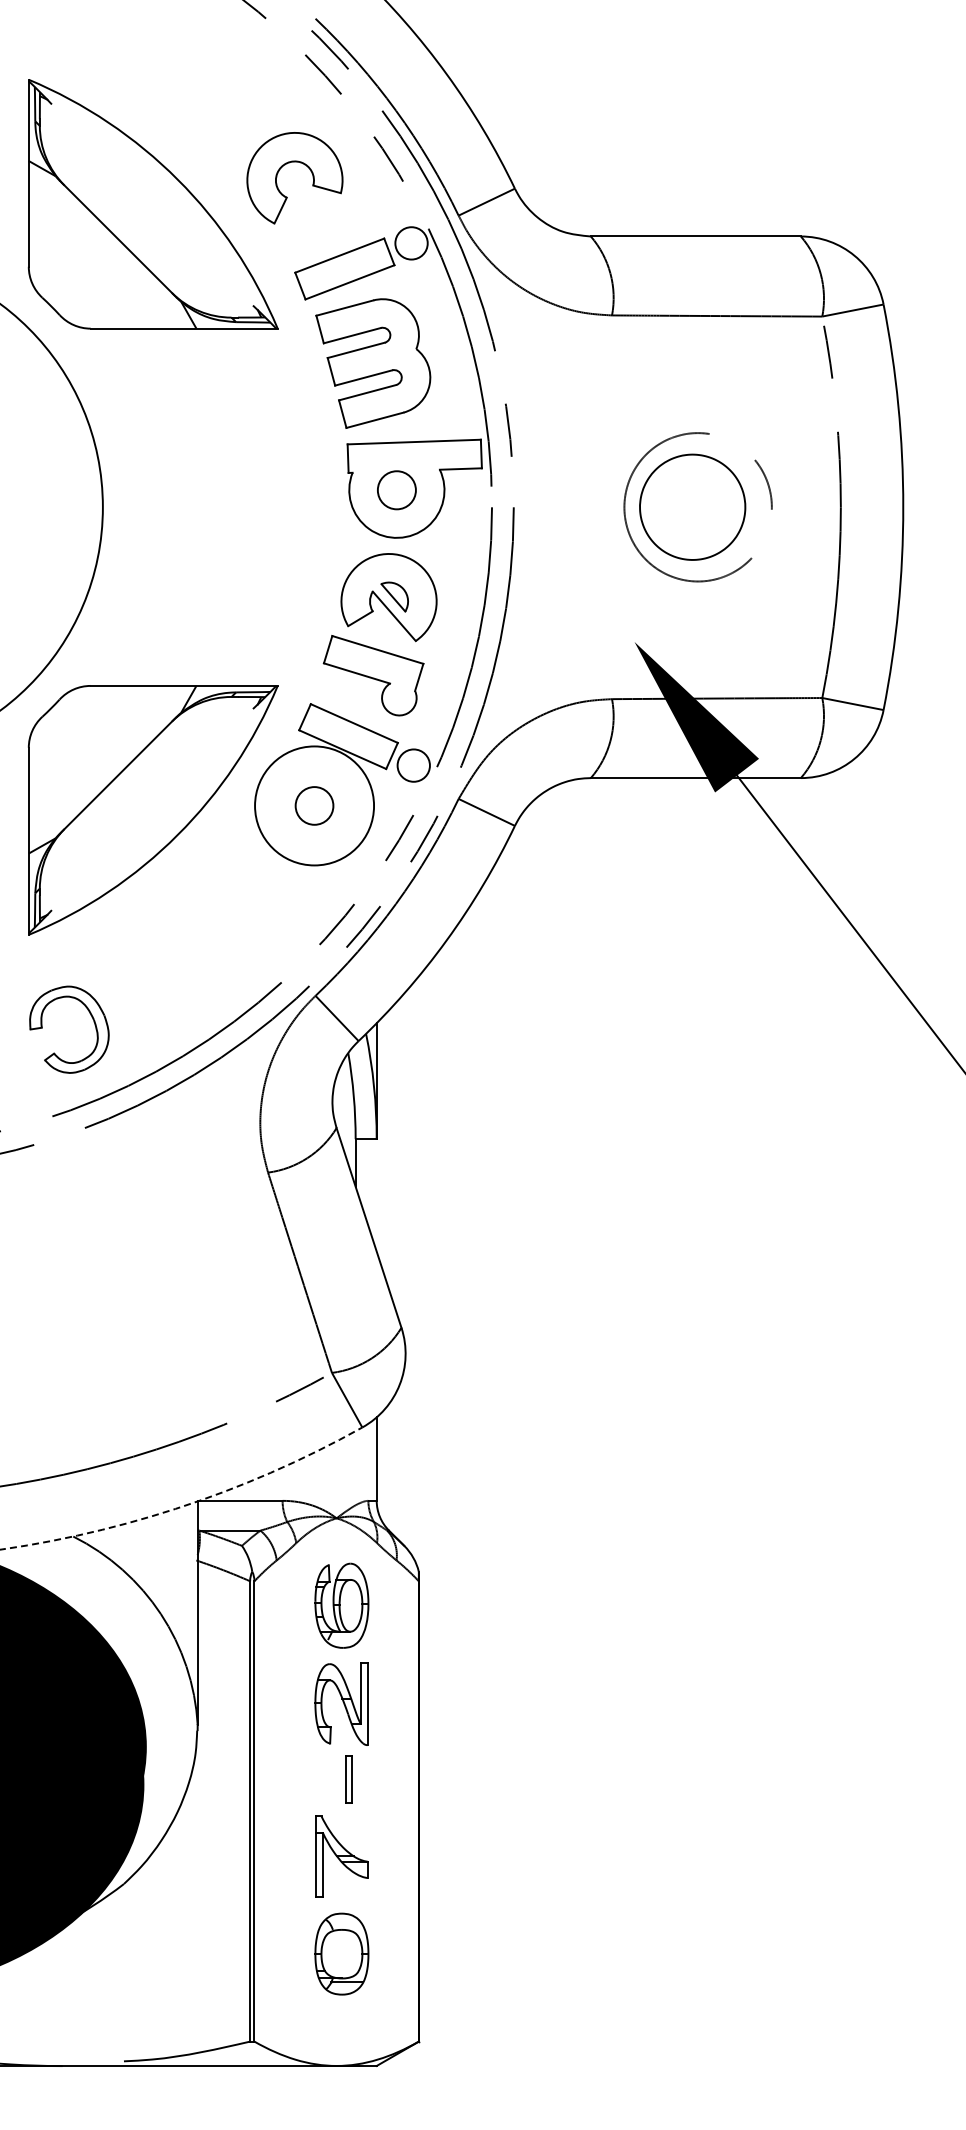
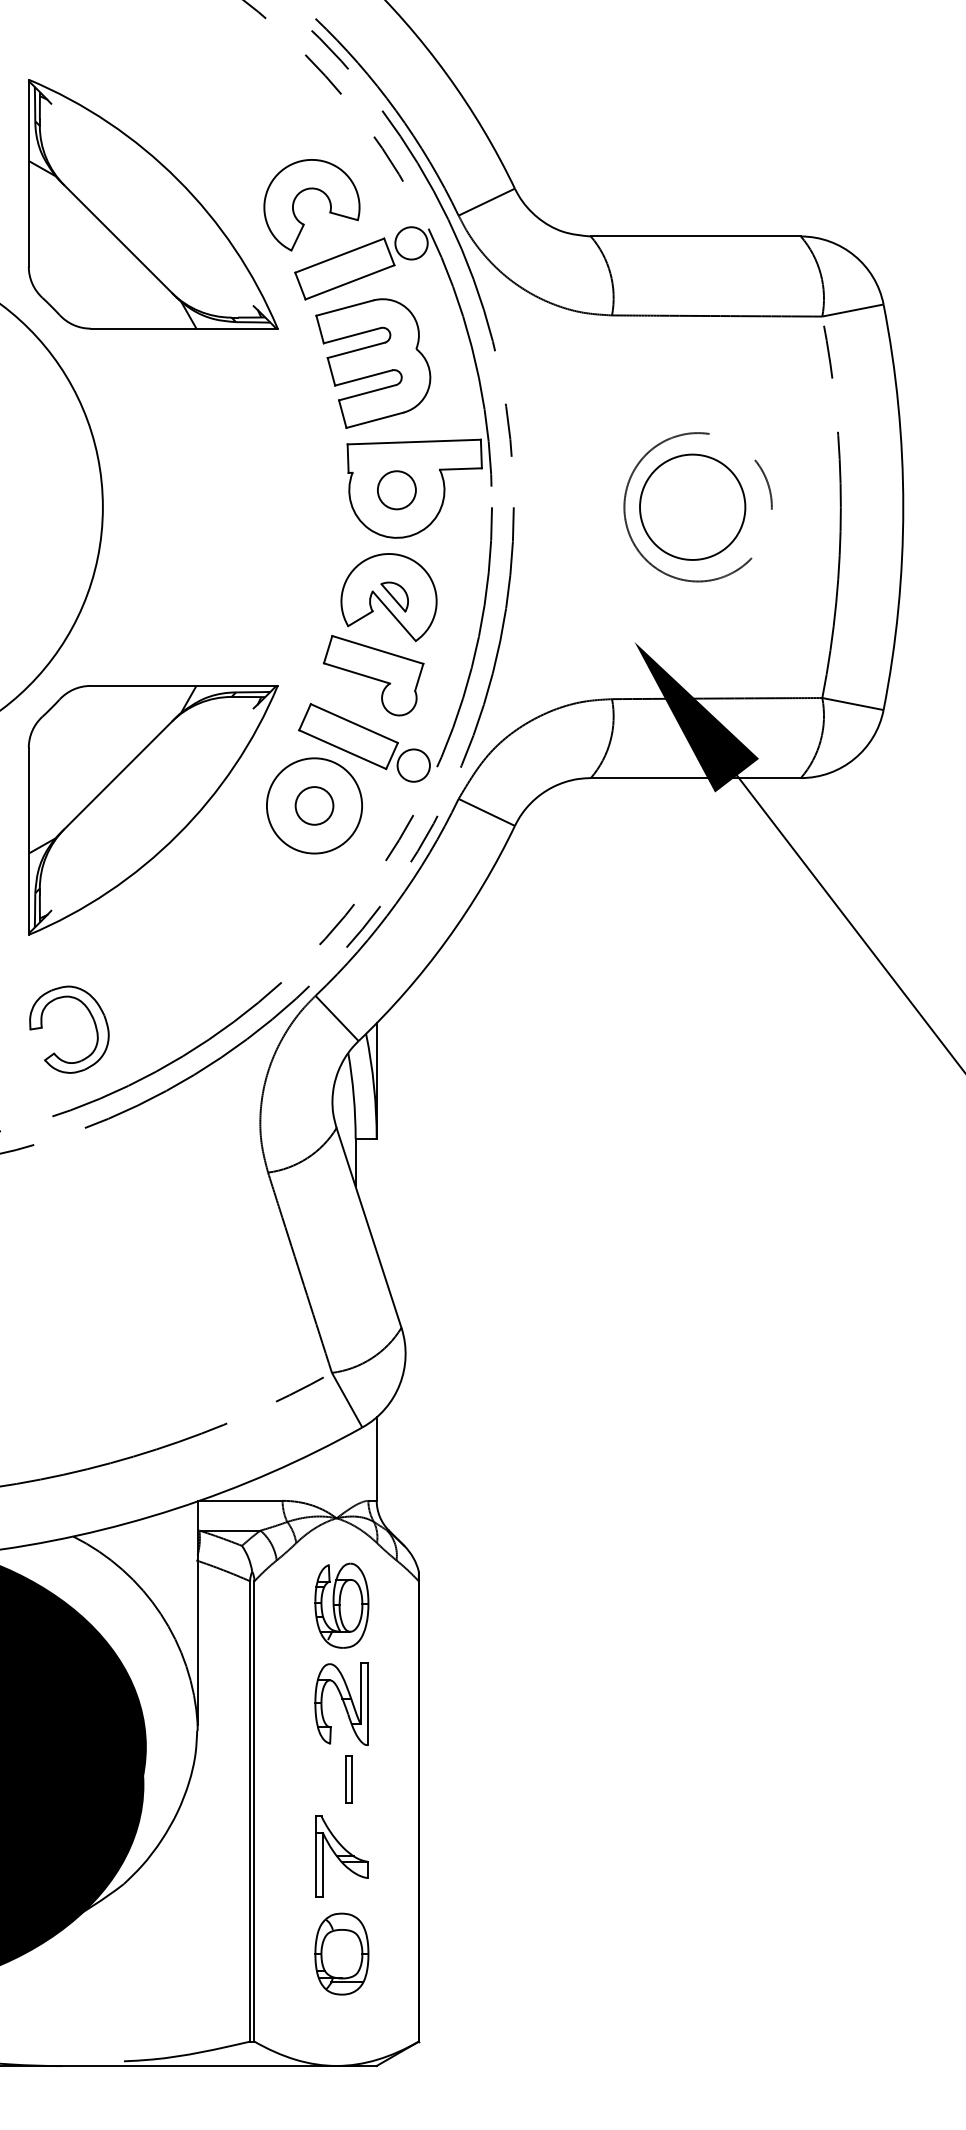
part position: (289, 163) -> (306, 190) (306, 190)
circle diameter: 119 px -> 95 px (314, 805)
arc: dashed -> solid (186, 1505)
